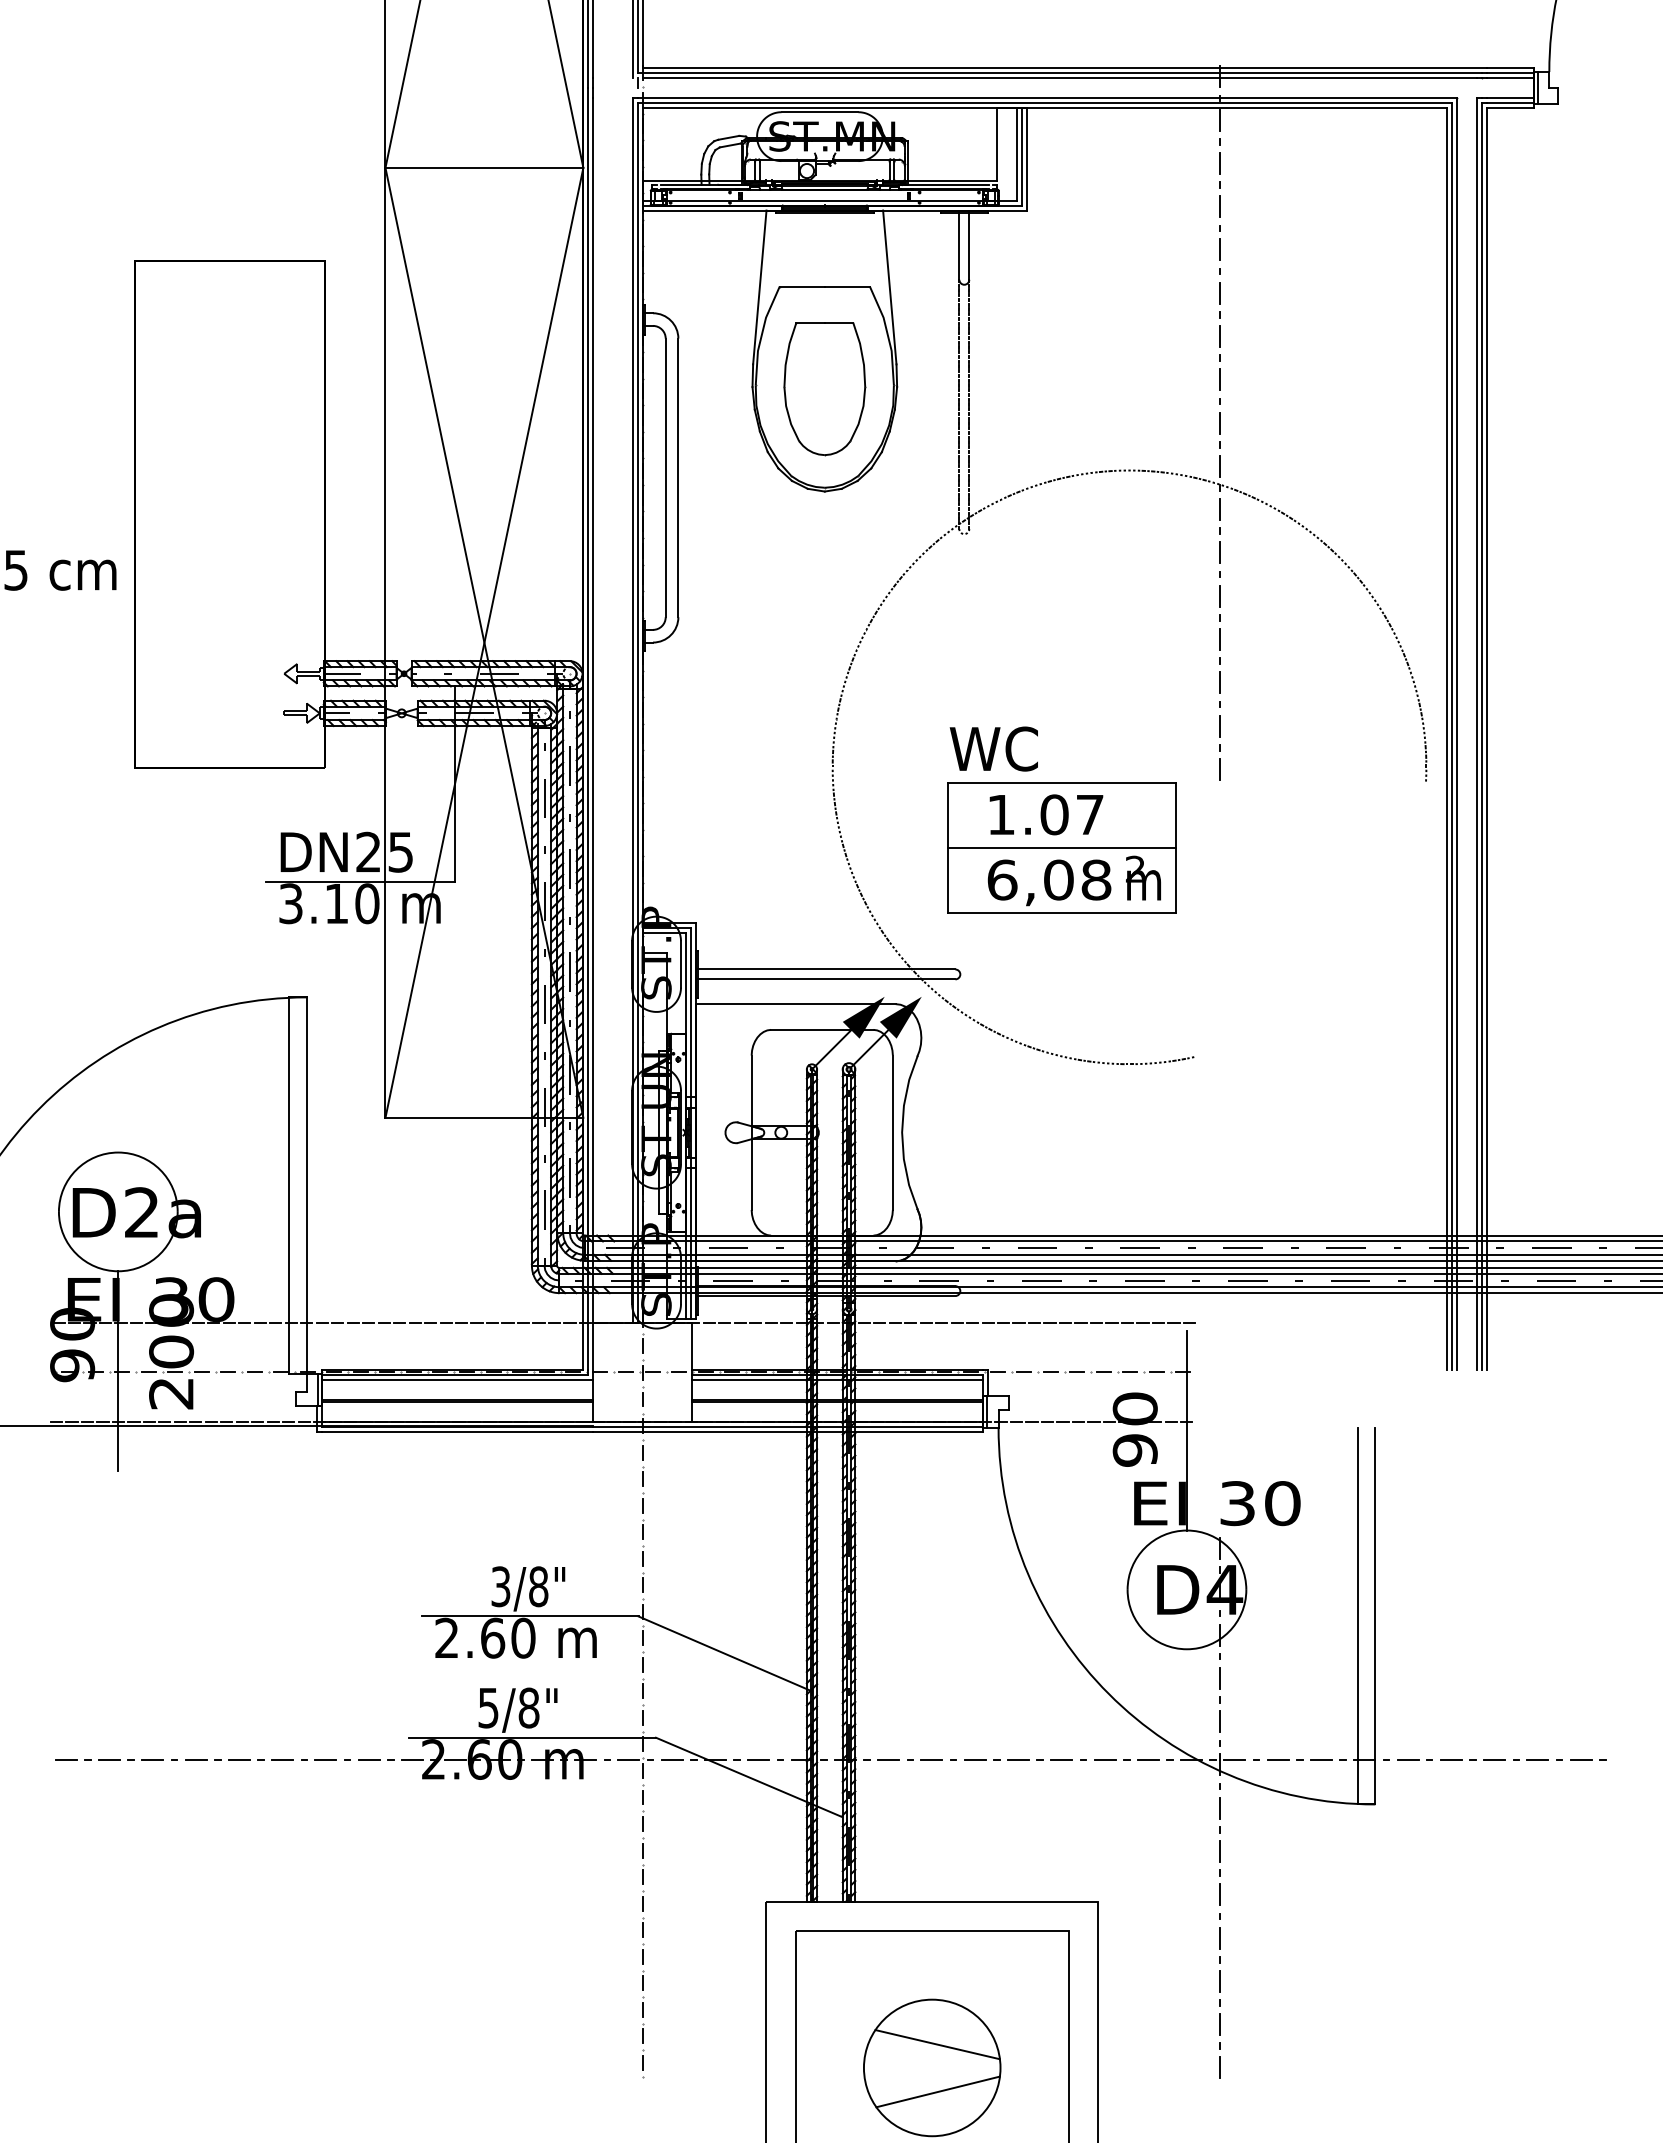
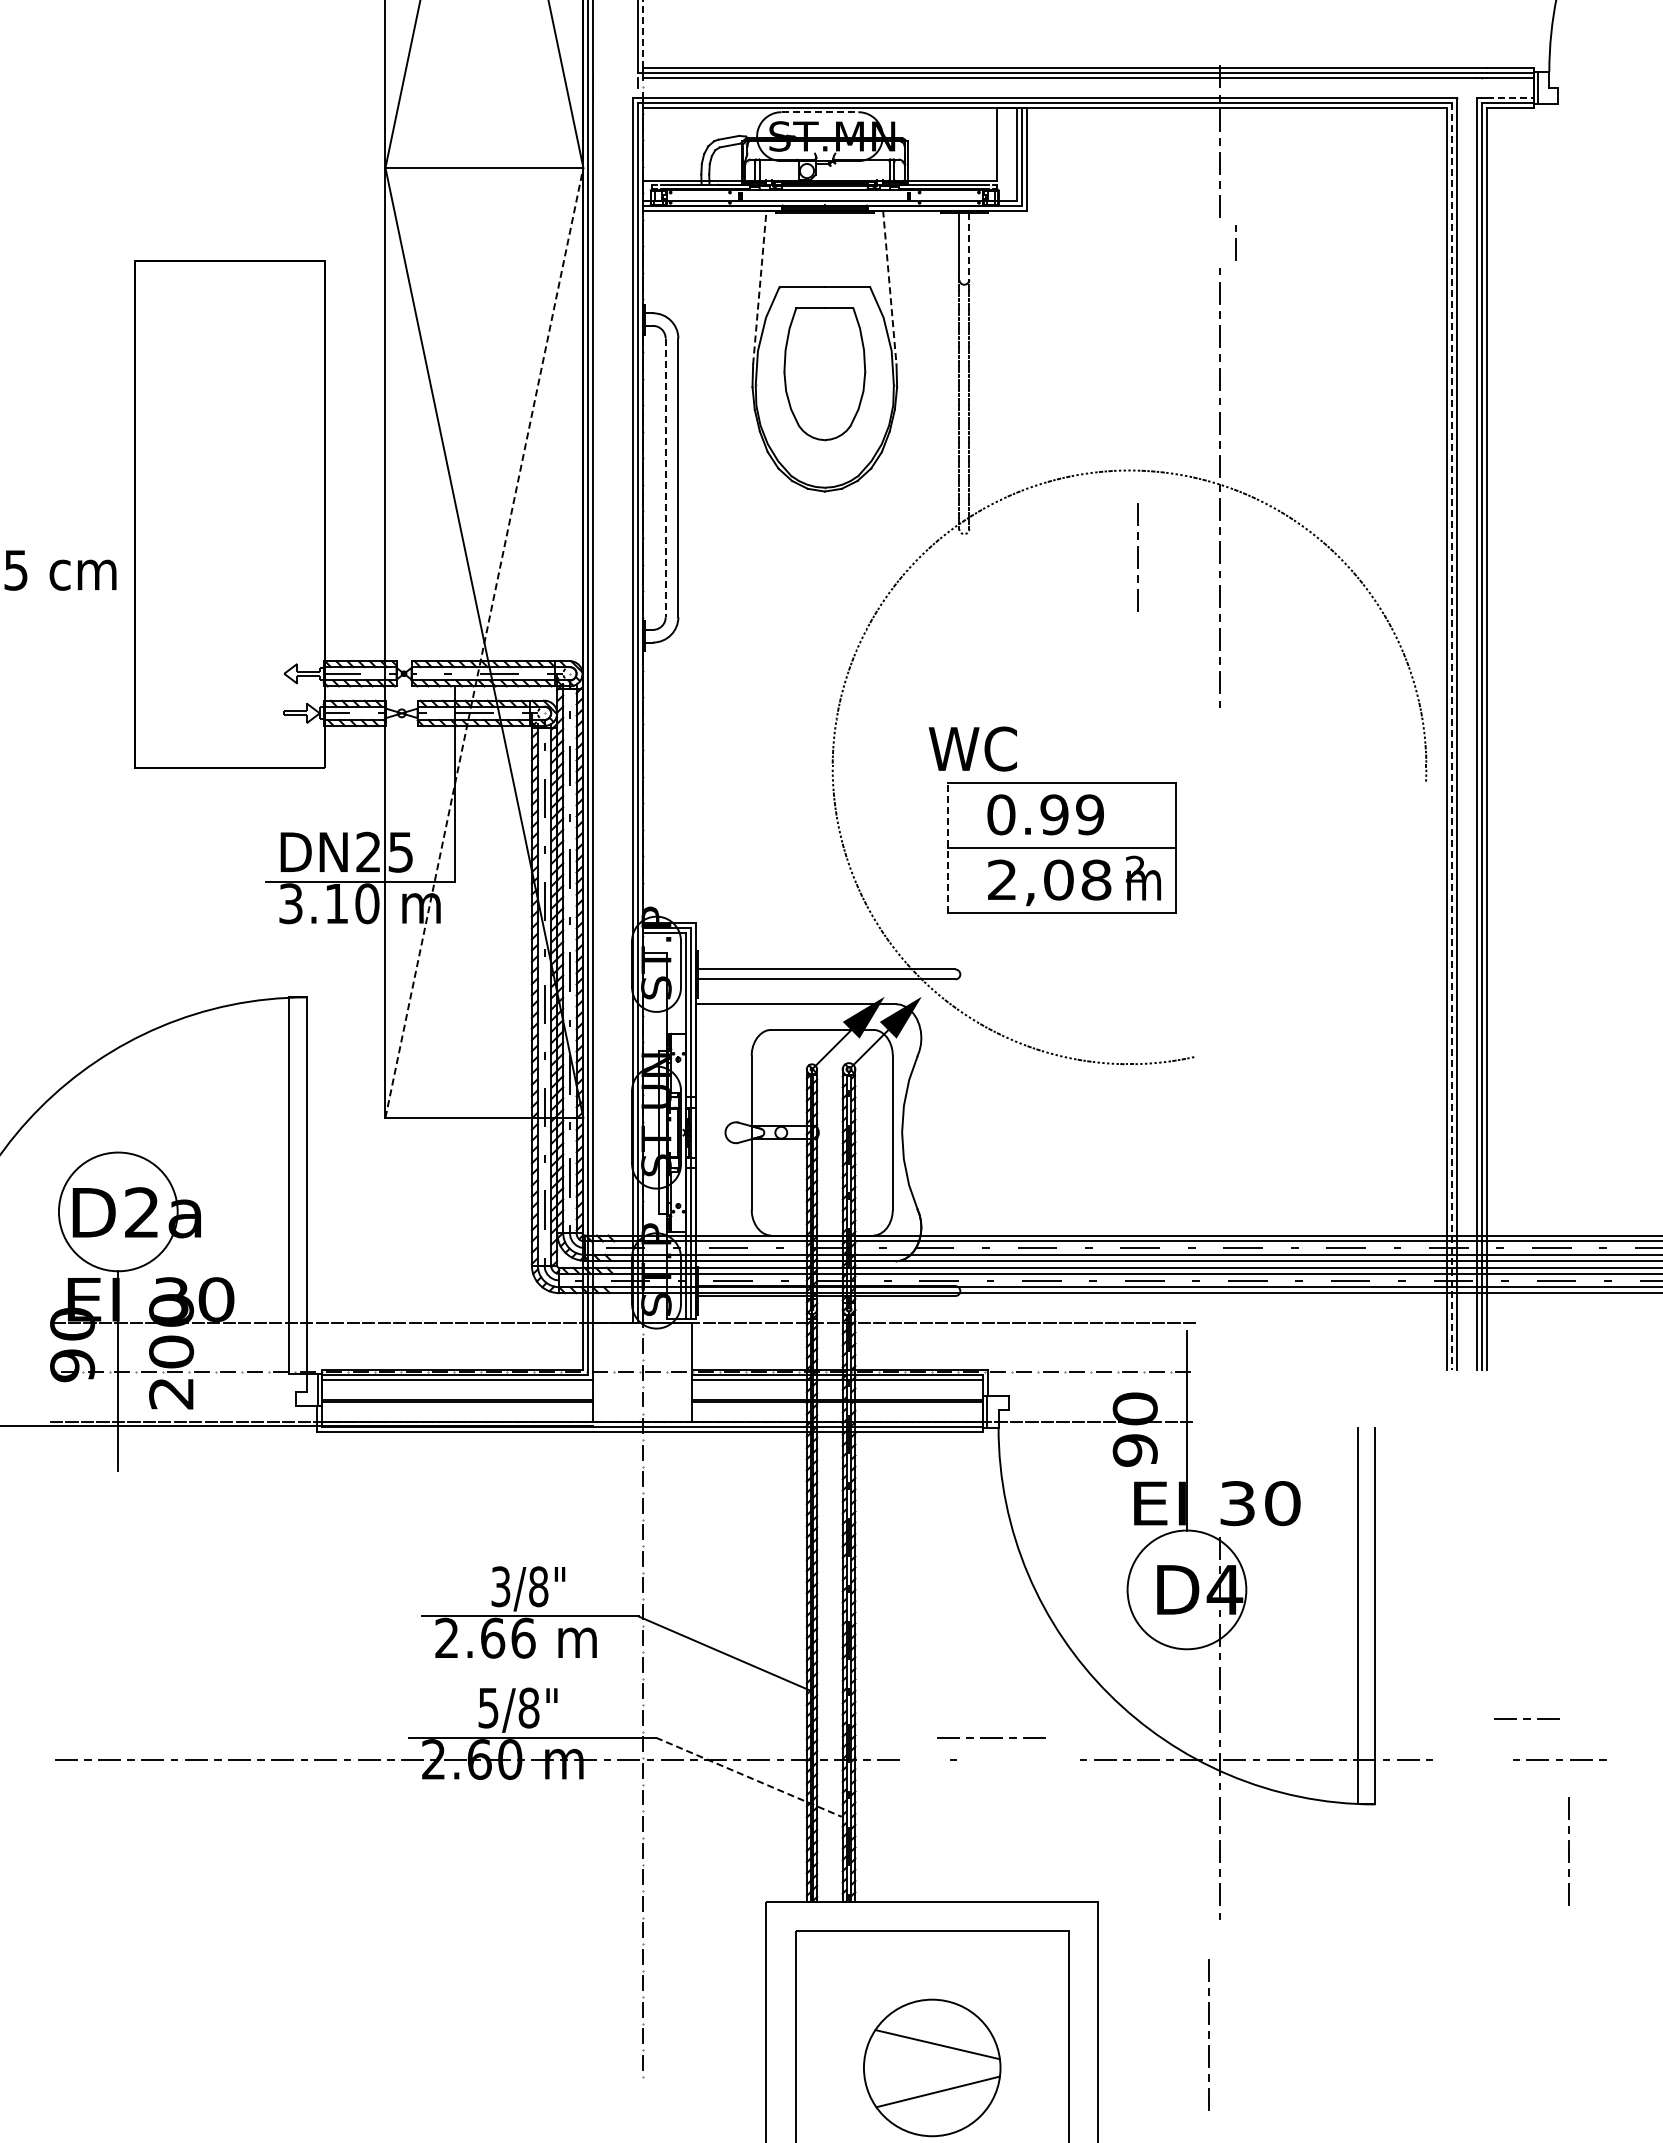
line: solid -> dashed (642, 34)
line: present -> none (632, 39)
line: solid -> dashed (1510, 97)
line: solid -> dashed (820, 112)
line position: (1219, 242) -> (1235, 242) (1235, 242)
line: solid -> dashed (969, 246)
line: solid -> dashed (759, 286)
line: solid -> dashed (889, 287)
part position: (824, 389) -> (824, 374) (824, 374)
line: solid -> dashed (665, 478)
line: none -> present (1137, 557)
line: solid -> dashed (484, 642)
line: solid -> dashed (1452, 736)
line: present -> none (1219, 747)
text position: (993, 748) -> (972, 748) (972, 748)
text: 1.07 -> 0.99 (1045, 814)
line: solid -> dashed (947, 847)
text: 6,08 -> 2,08 (1002, 879)
text: 2.60 -> 2.66 (523, 1637)
line: present -> none (924, 1759)
line position: (1018, 1759) -> (991, 1737) (991, 1737)
line position: (1472, 1759) -> (1526, 1718) (1526, 1718)
line: solid -> dashed (748, 1777)
line: none -> present (1568, 1851)
line position: (1219, 2002) -> (1208, 2034) (1208, 2034)
